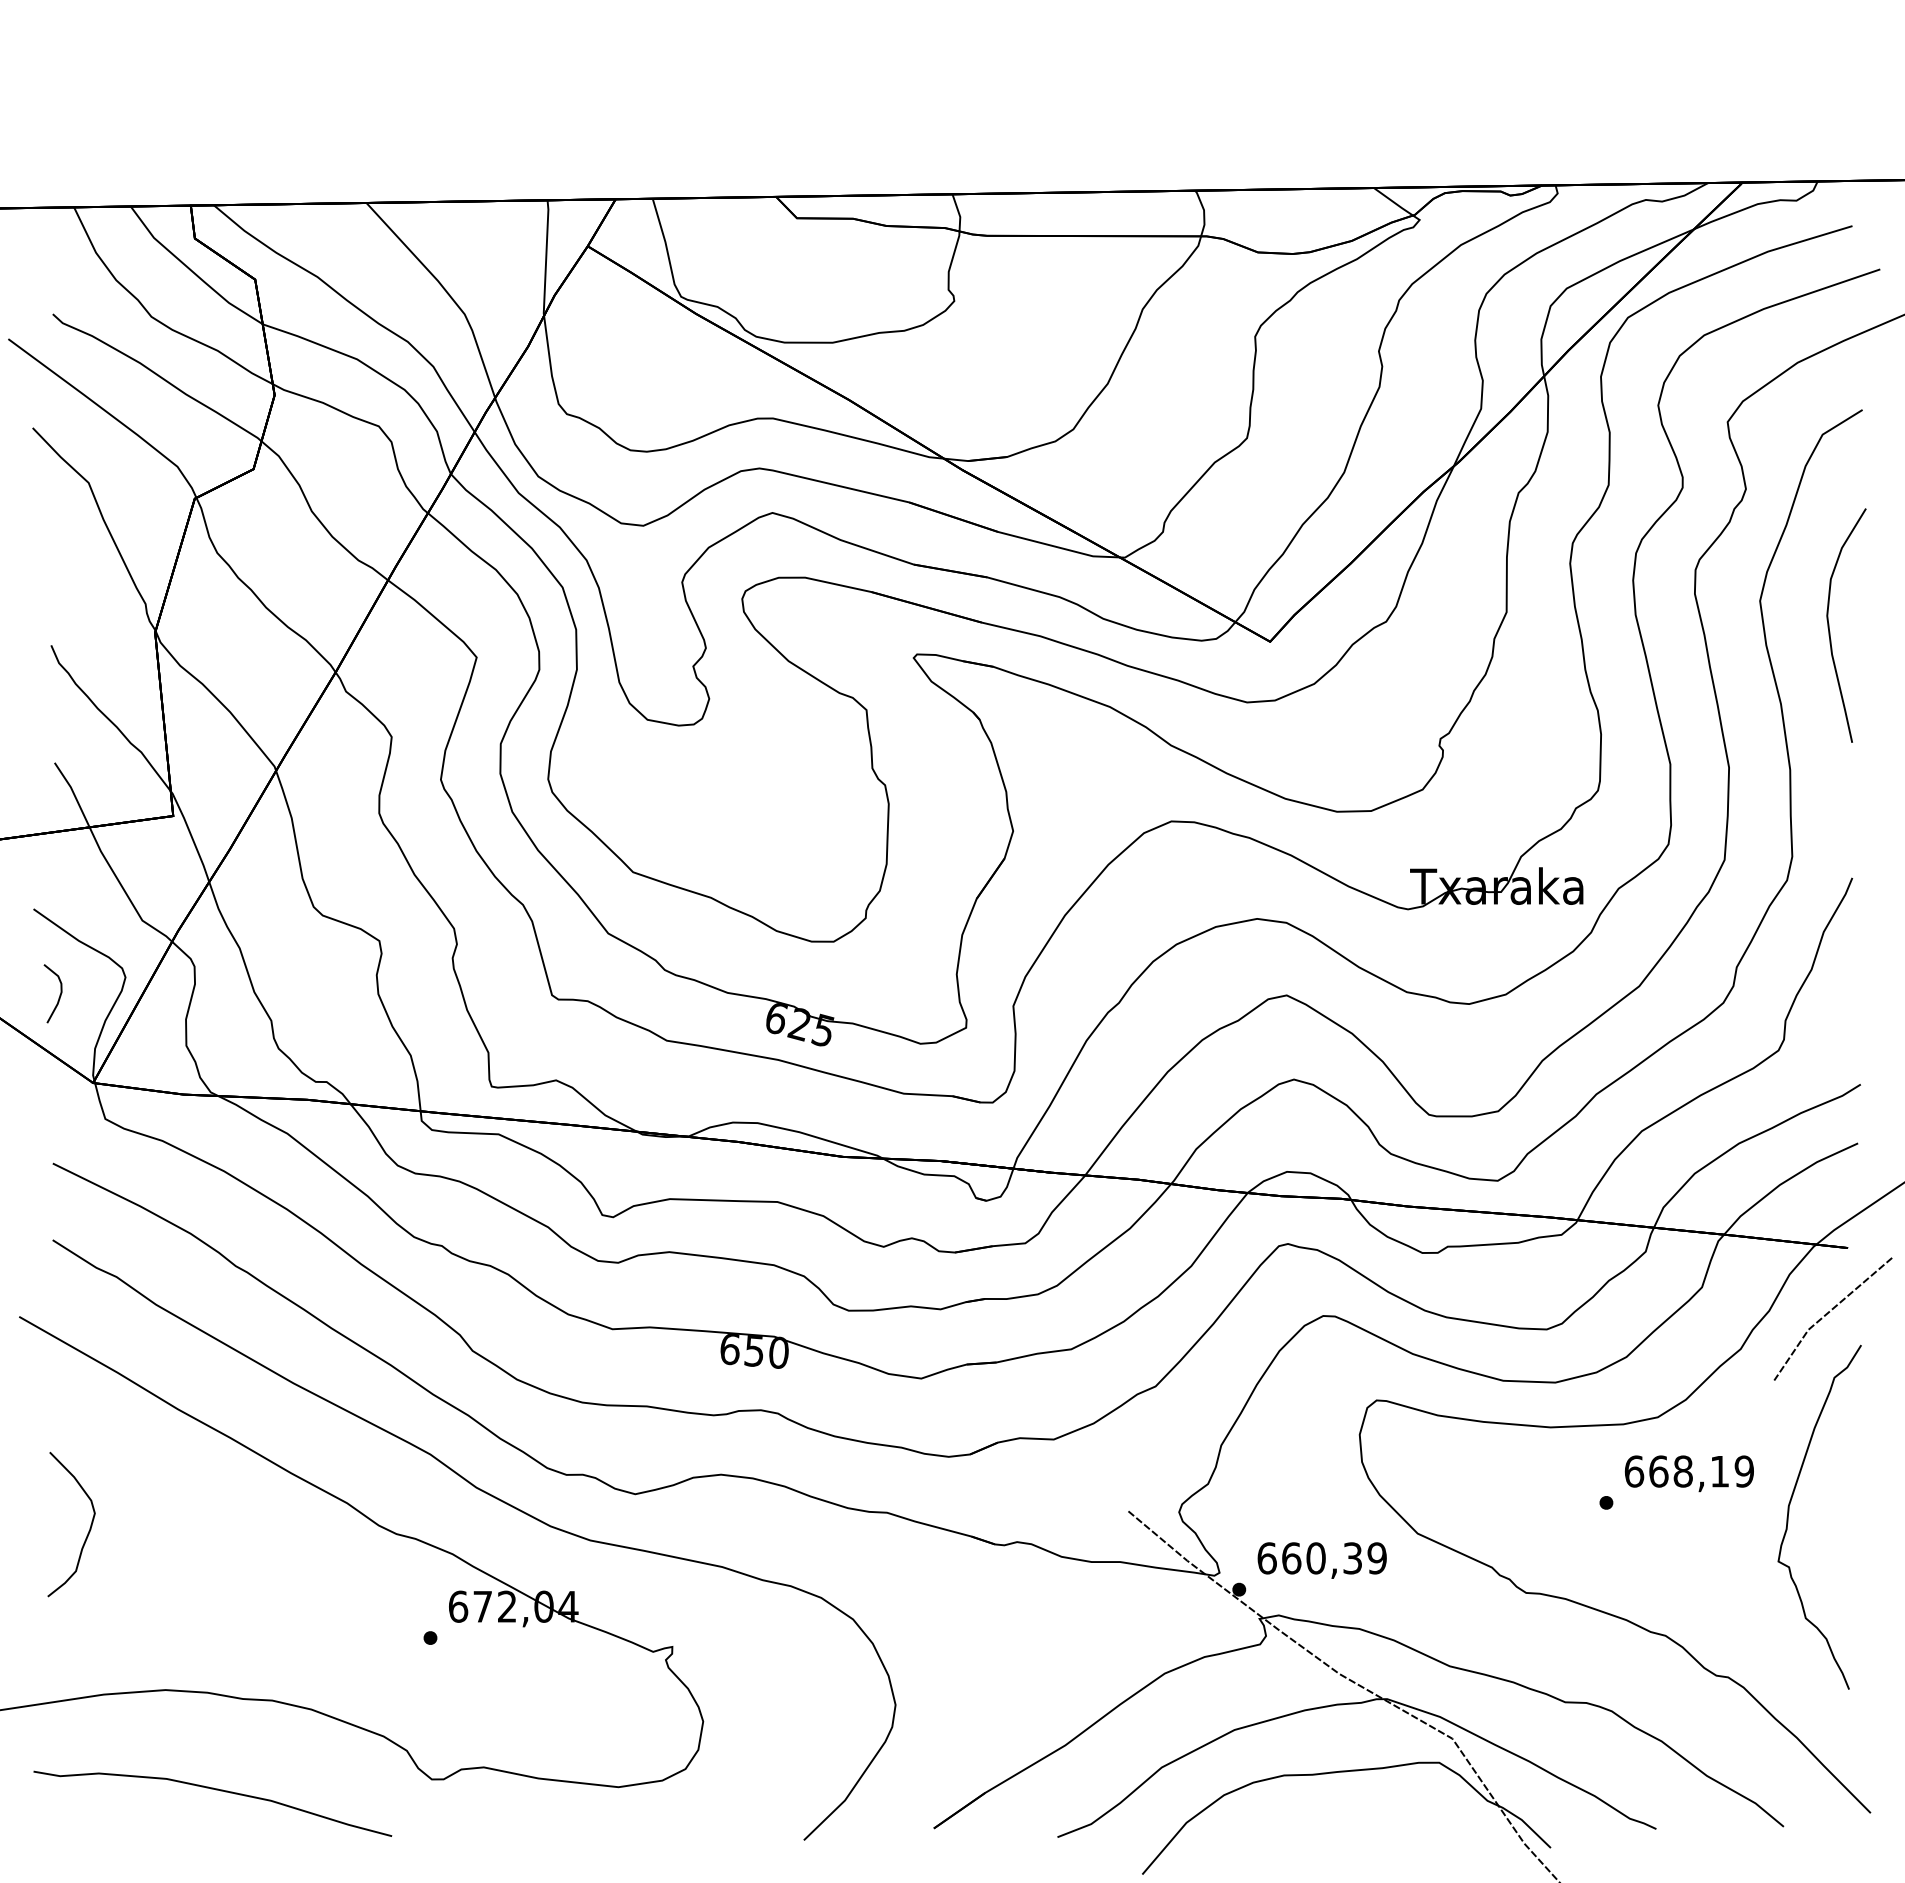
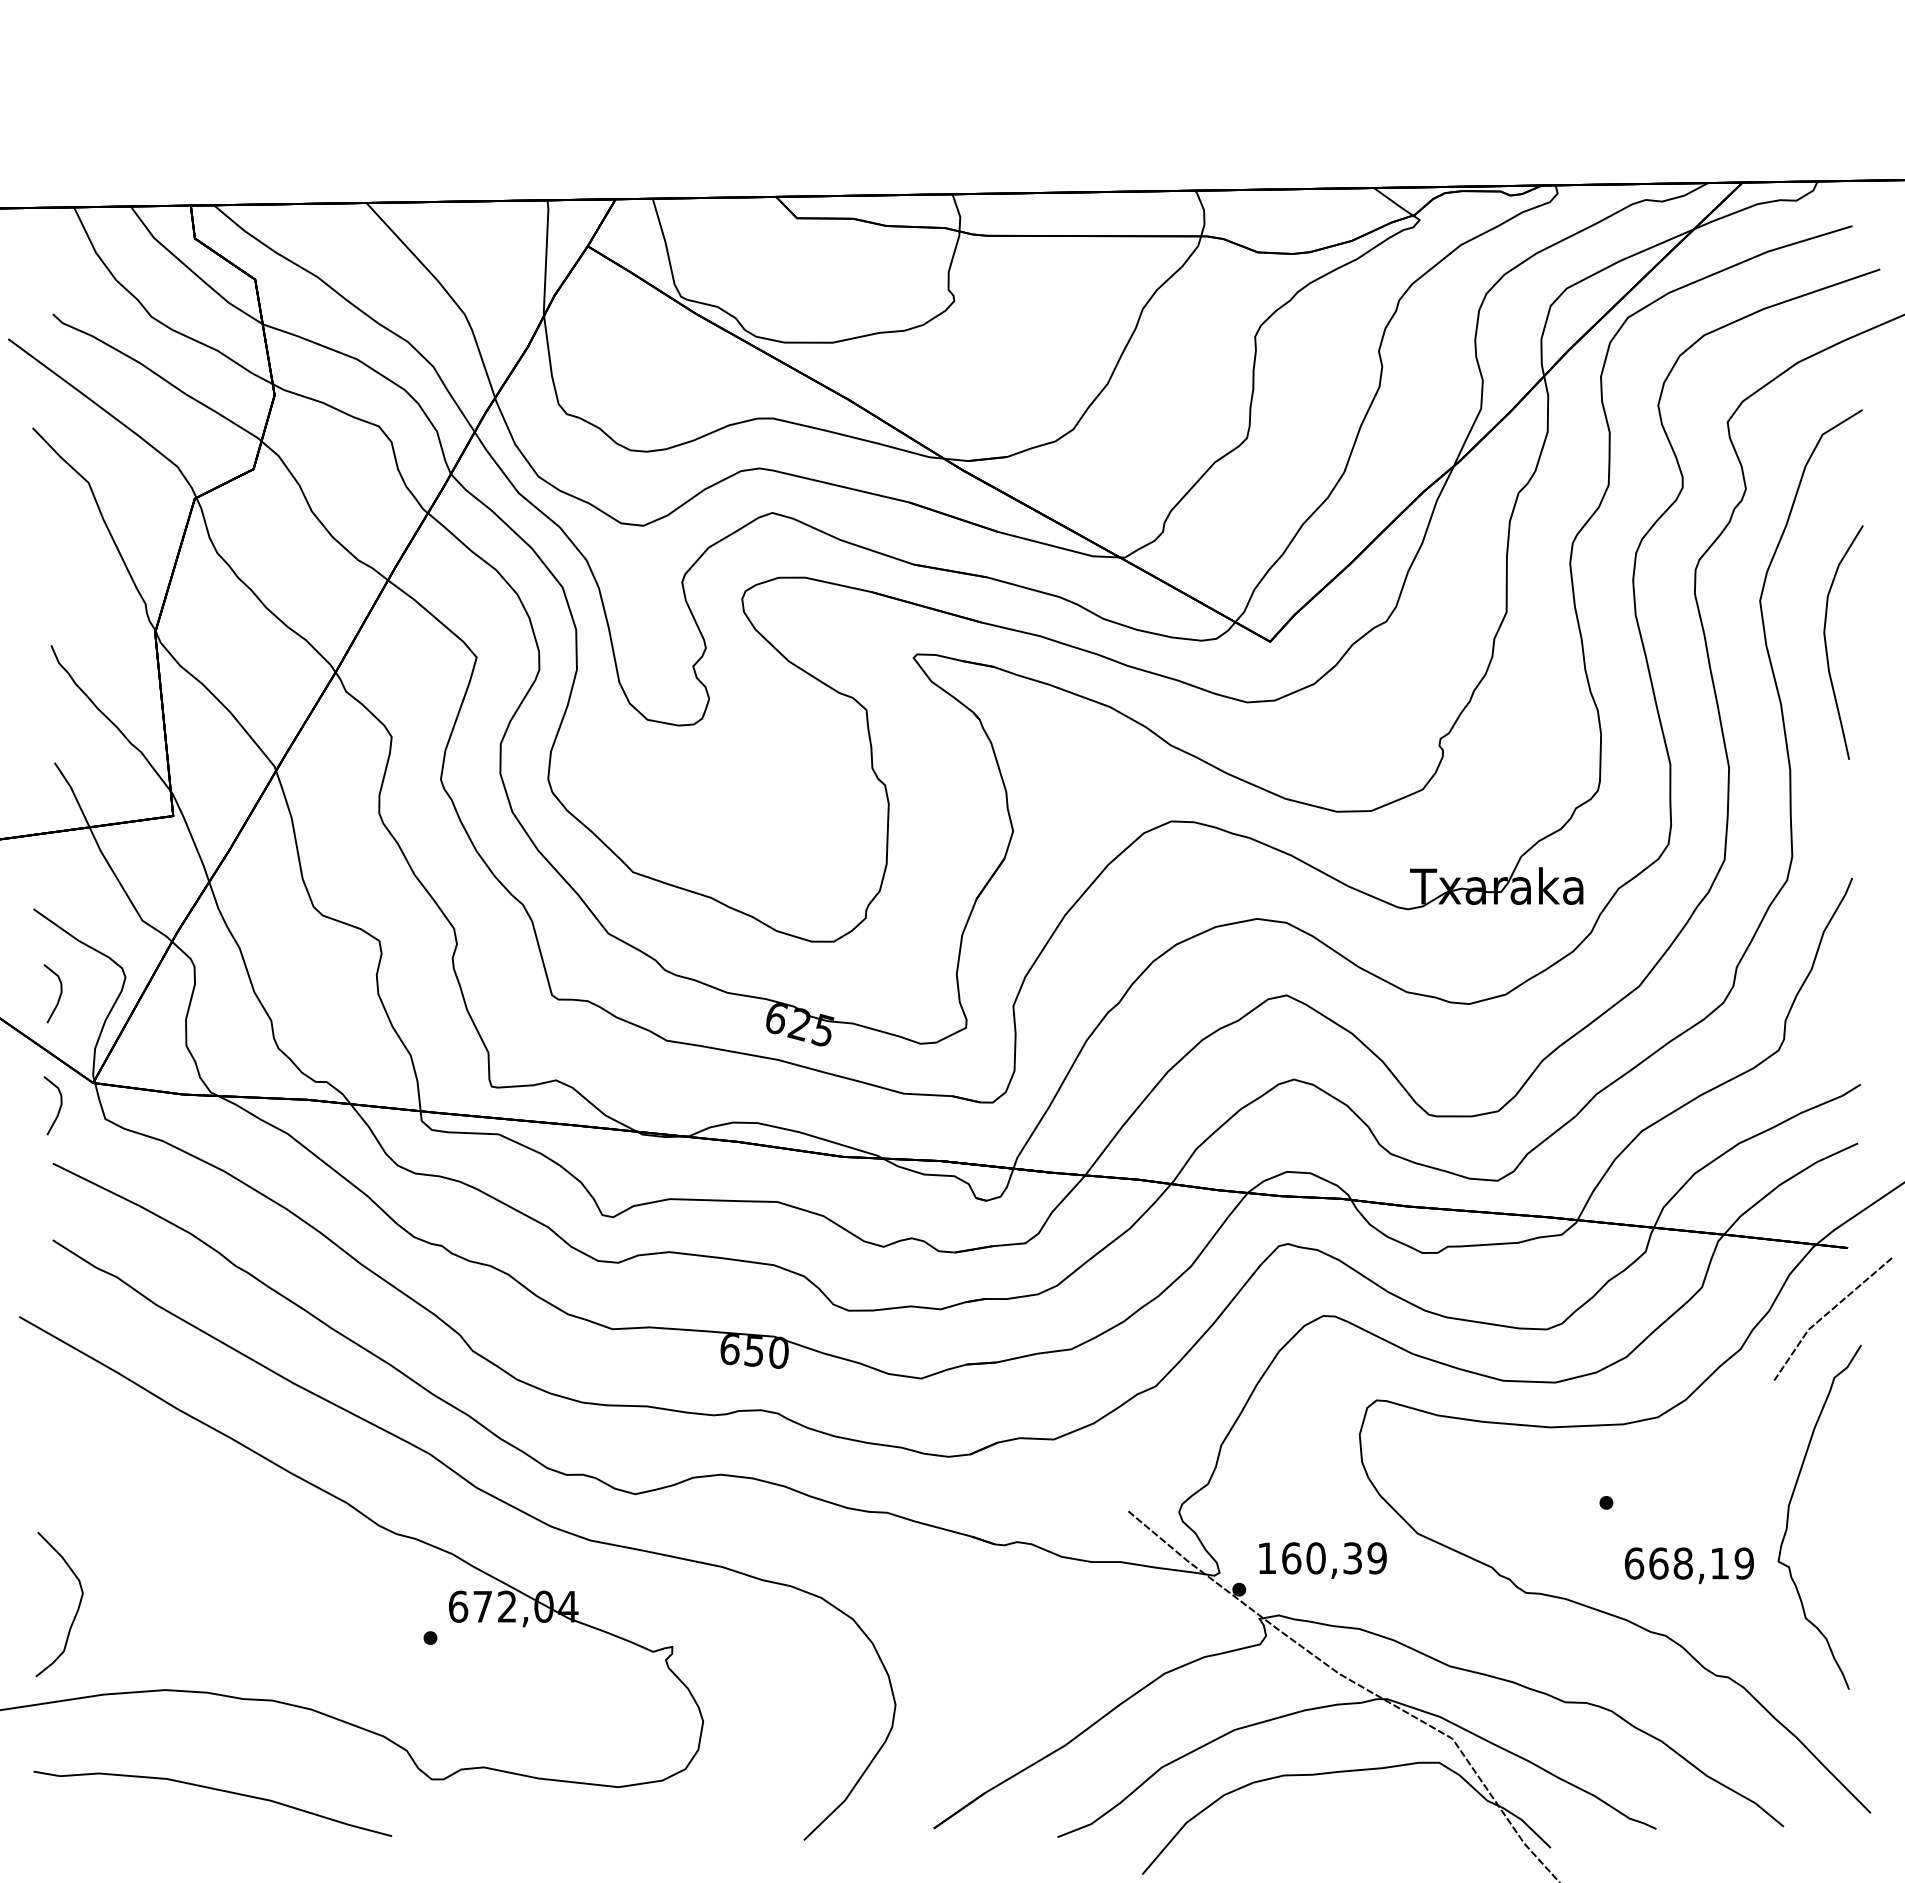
curve position: (1829, 625) -> (1826, 642) (1826, 642)
curve: none -> present (59, 1106)
text position: (1688, 1473) -> (1688, 1565) (1688, 1565)
curve position: (87, 1533) -> (75, 1613) (75, 1613)
text: 660,39 -> 160,39 (1266, 1558)
